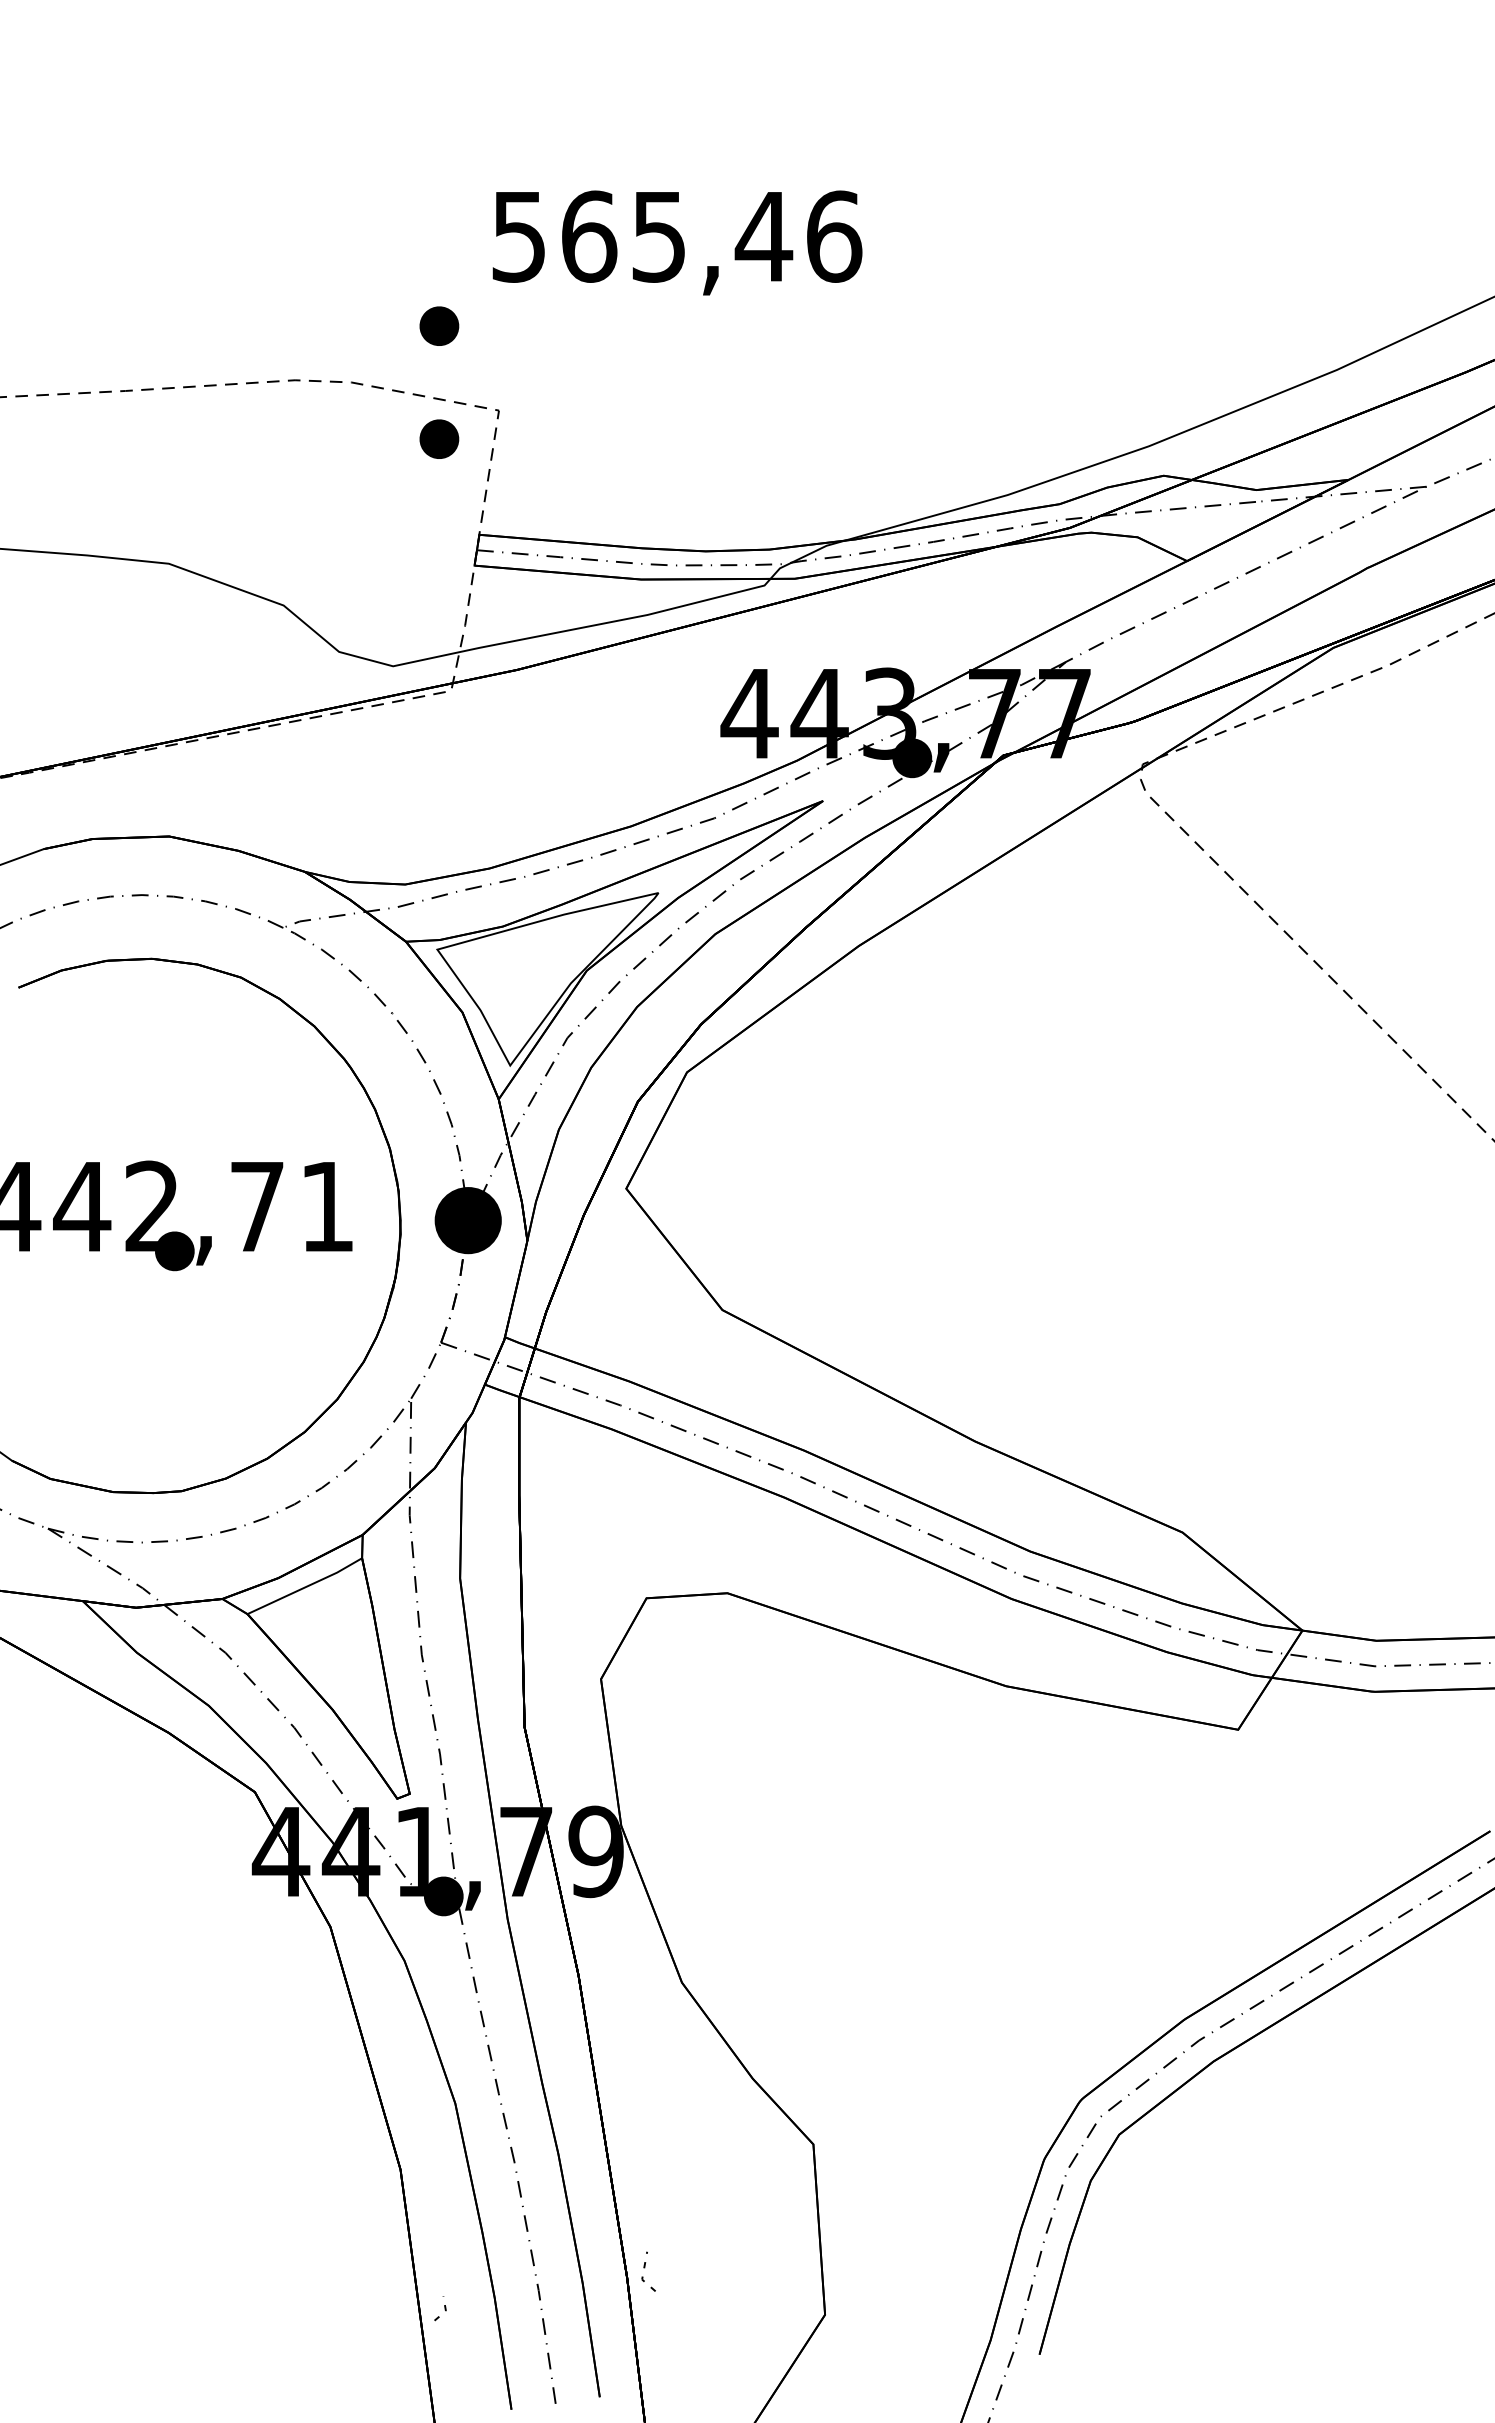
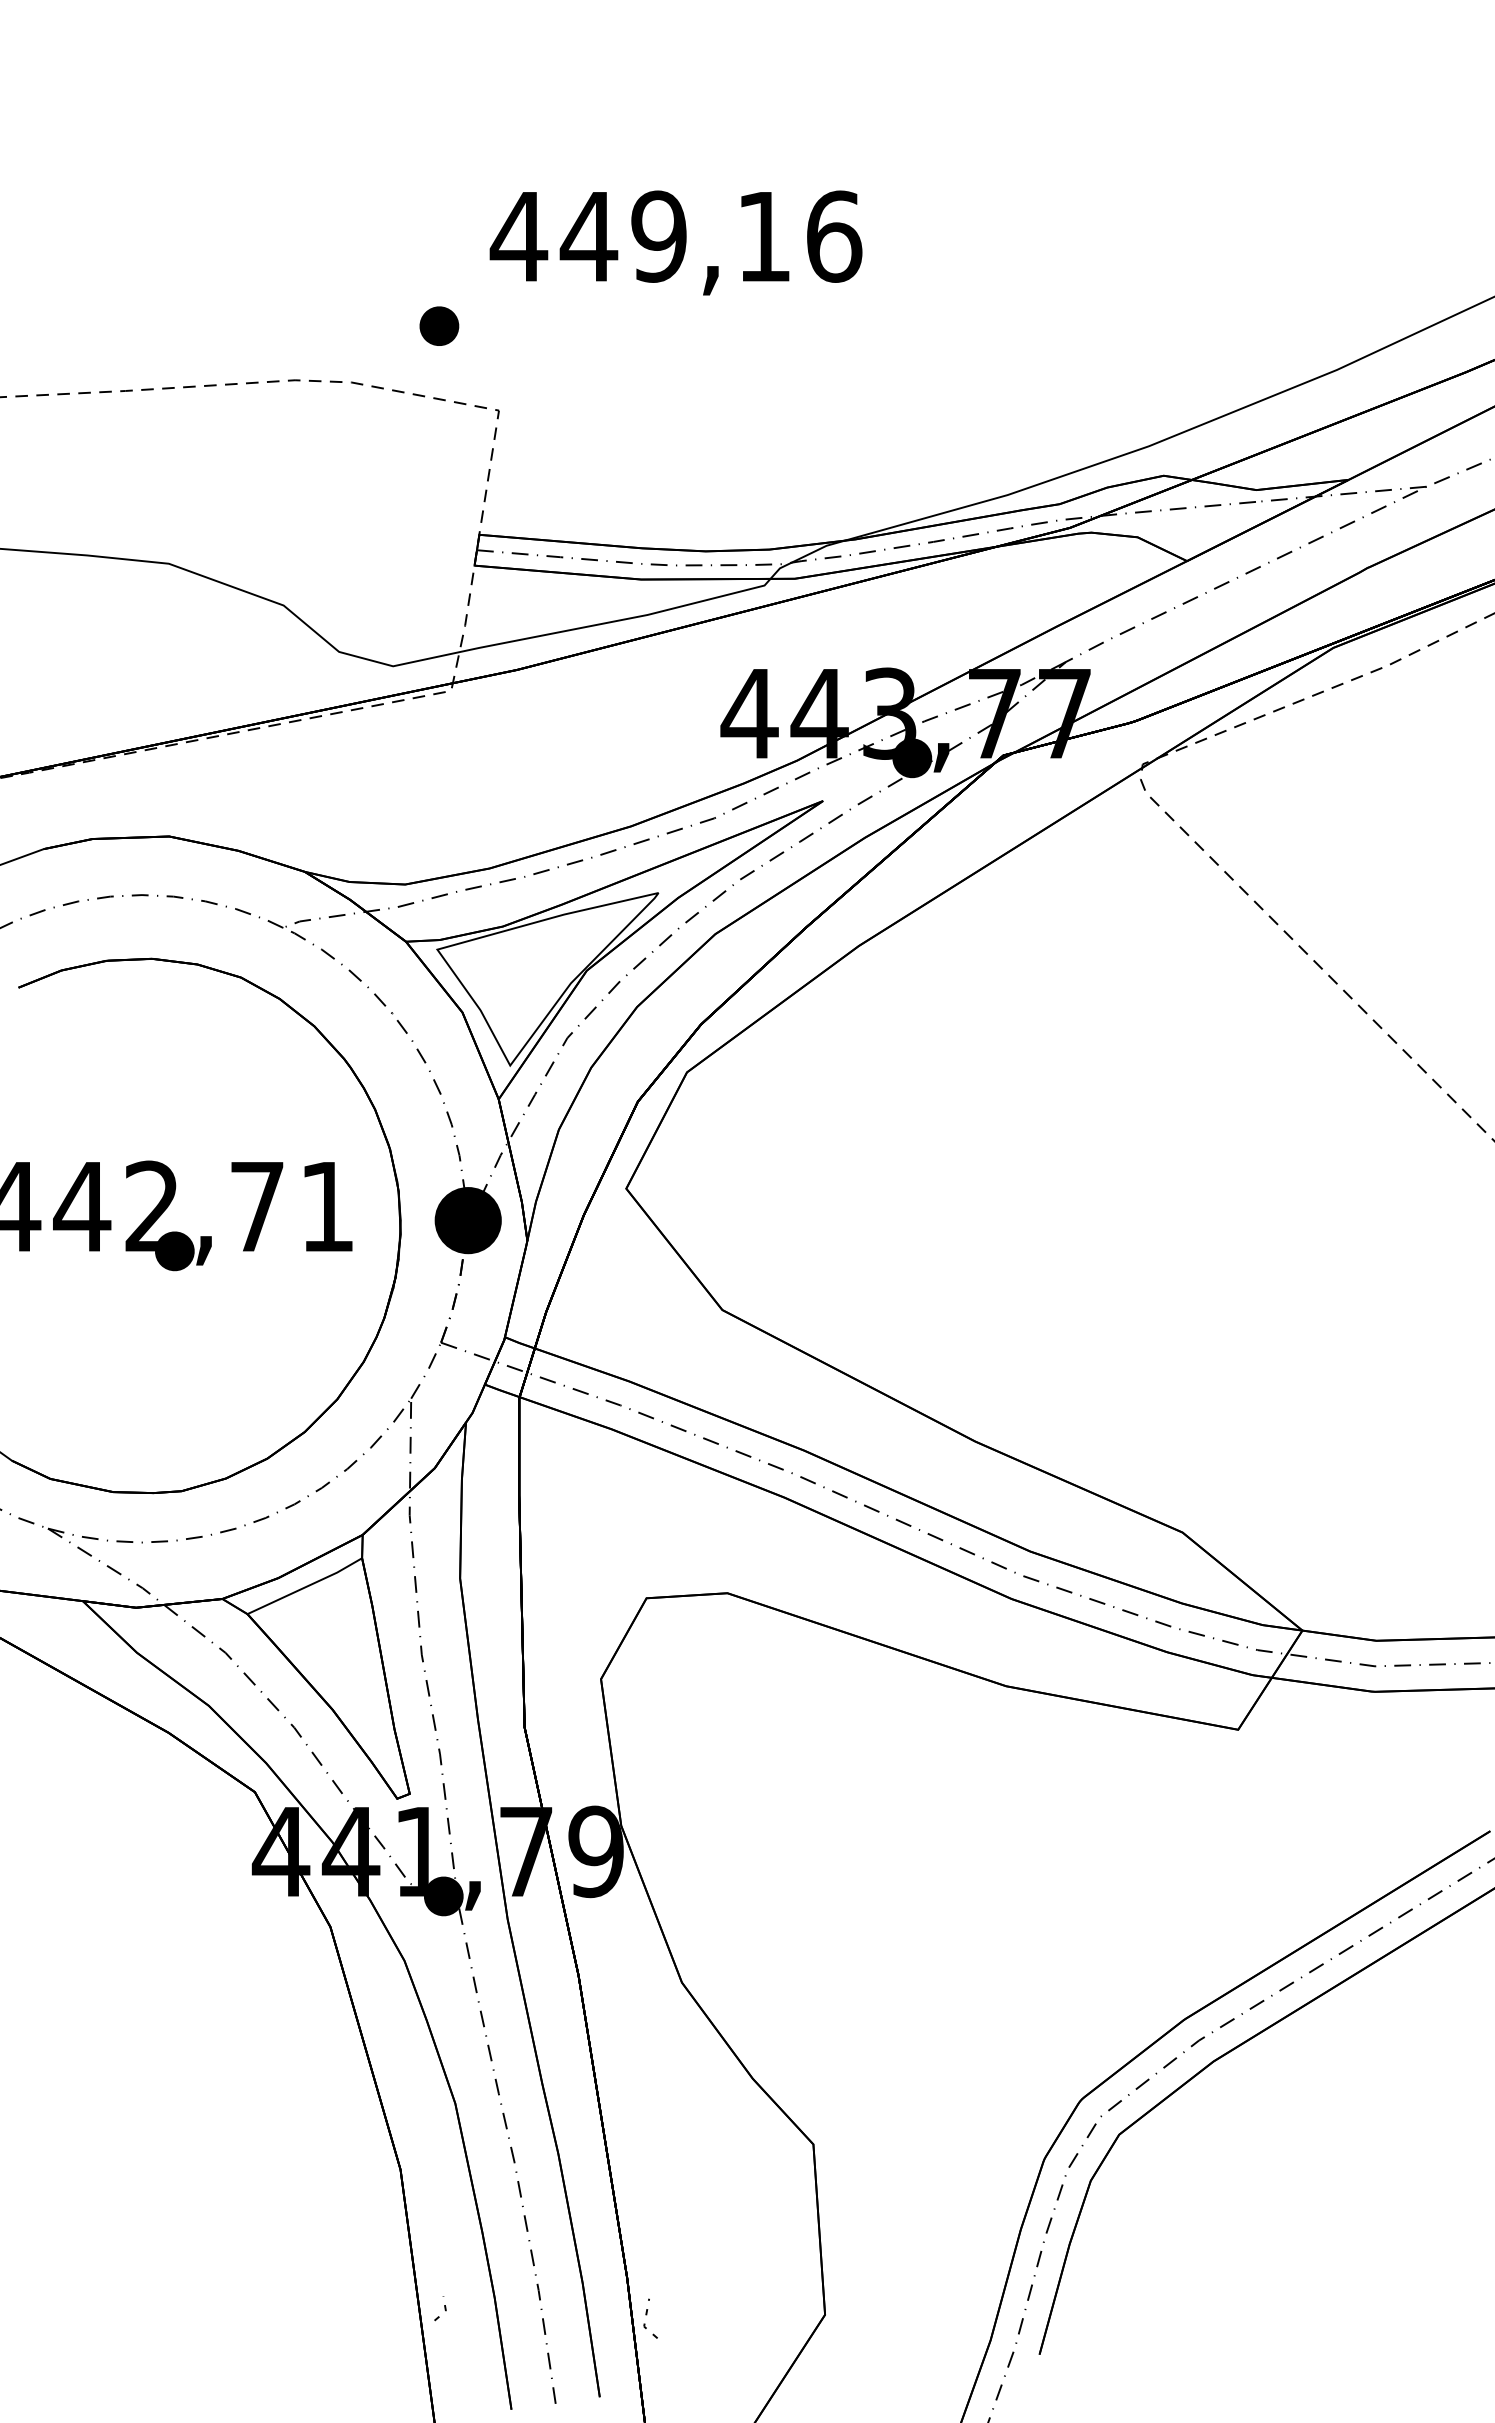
text: 565,46 -> 449,16 (641, 236)
part: present -> none (439, 438)
line position: (645, 2267) -> (647, 2314) (647, 2314)
